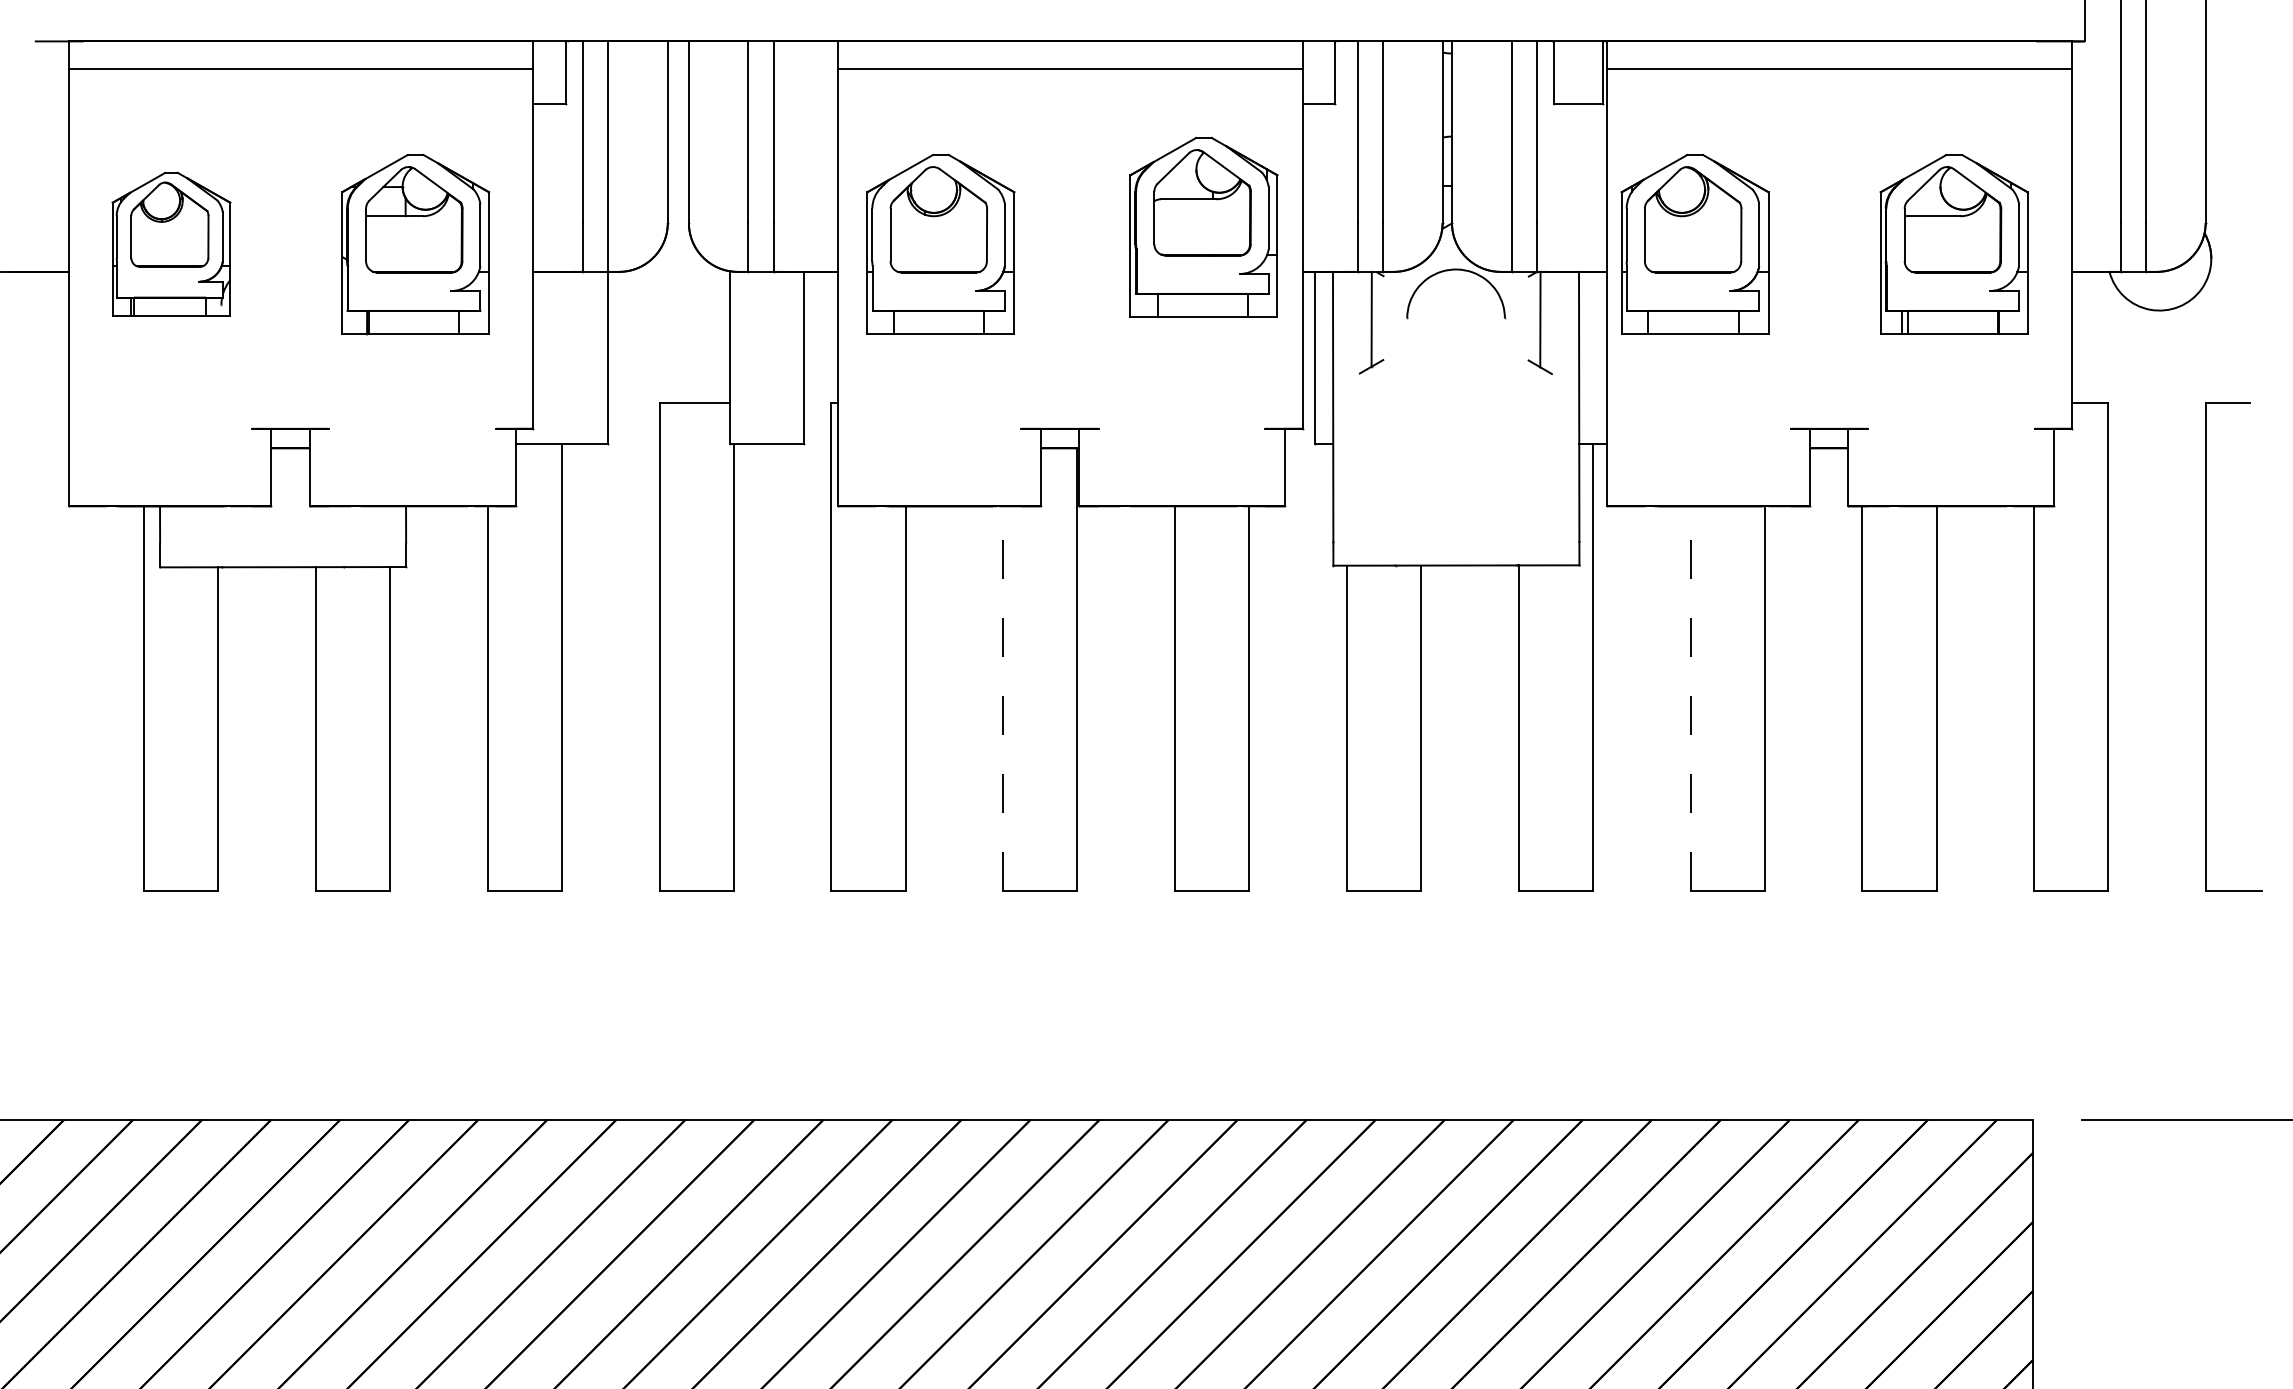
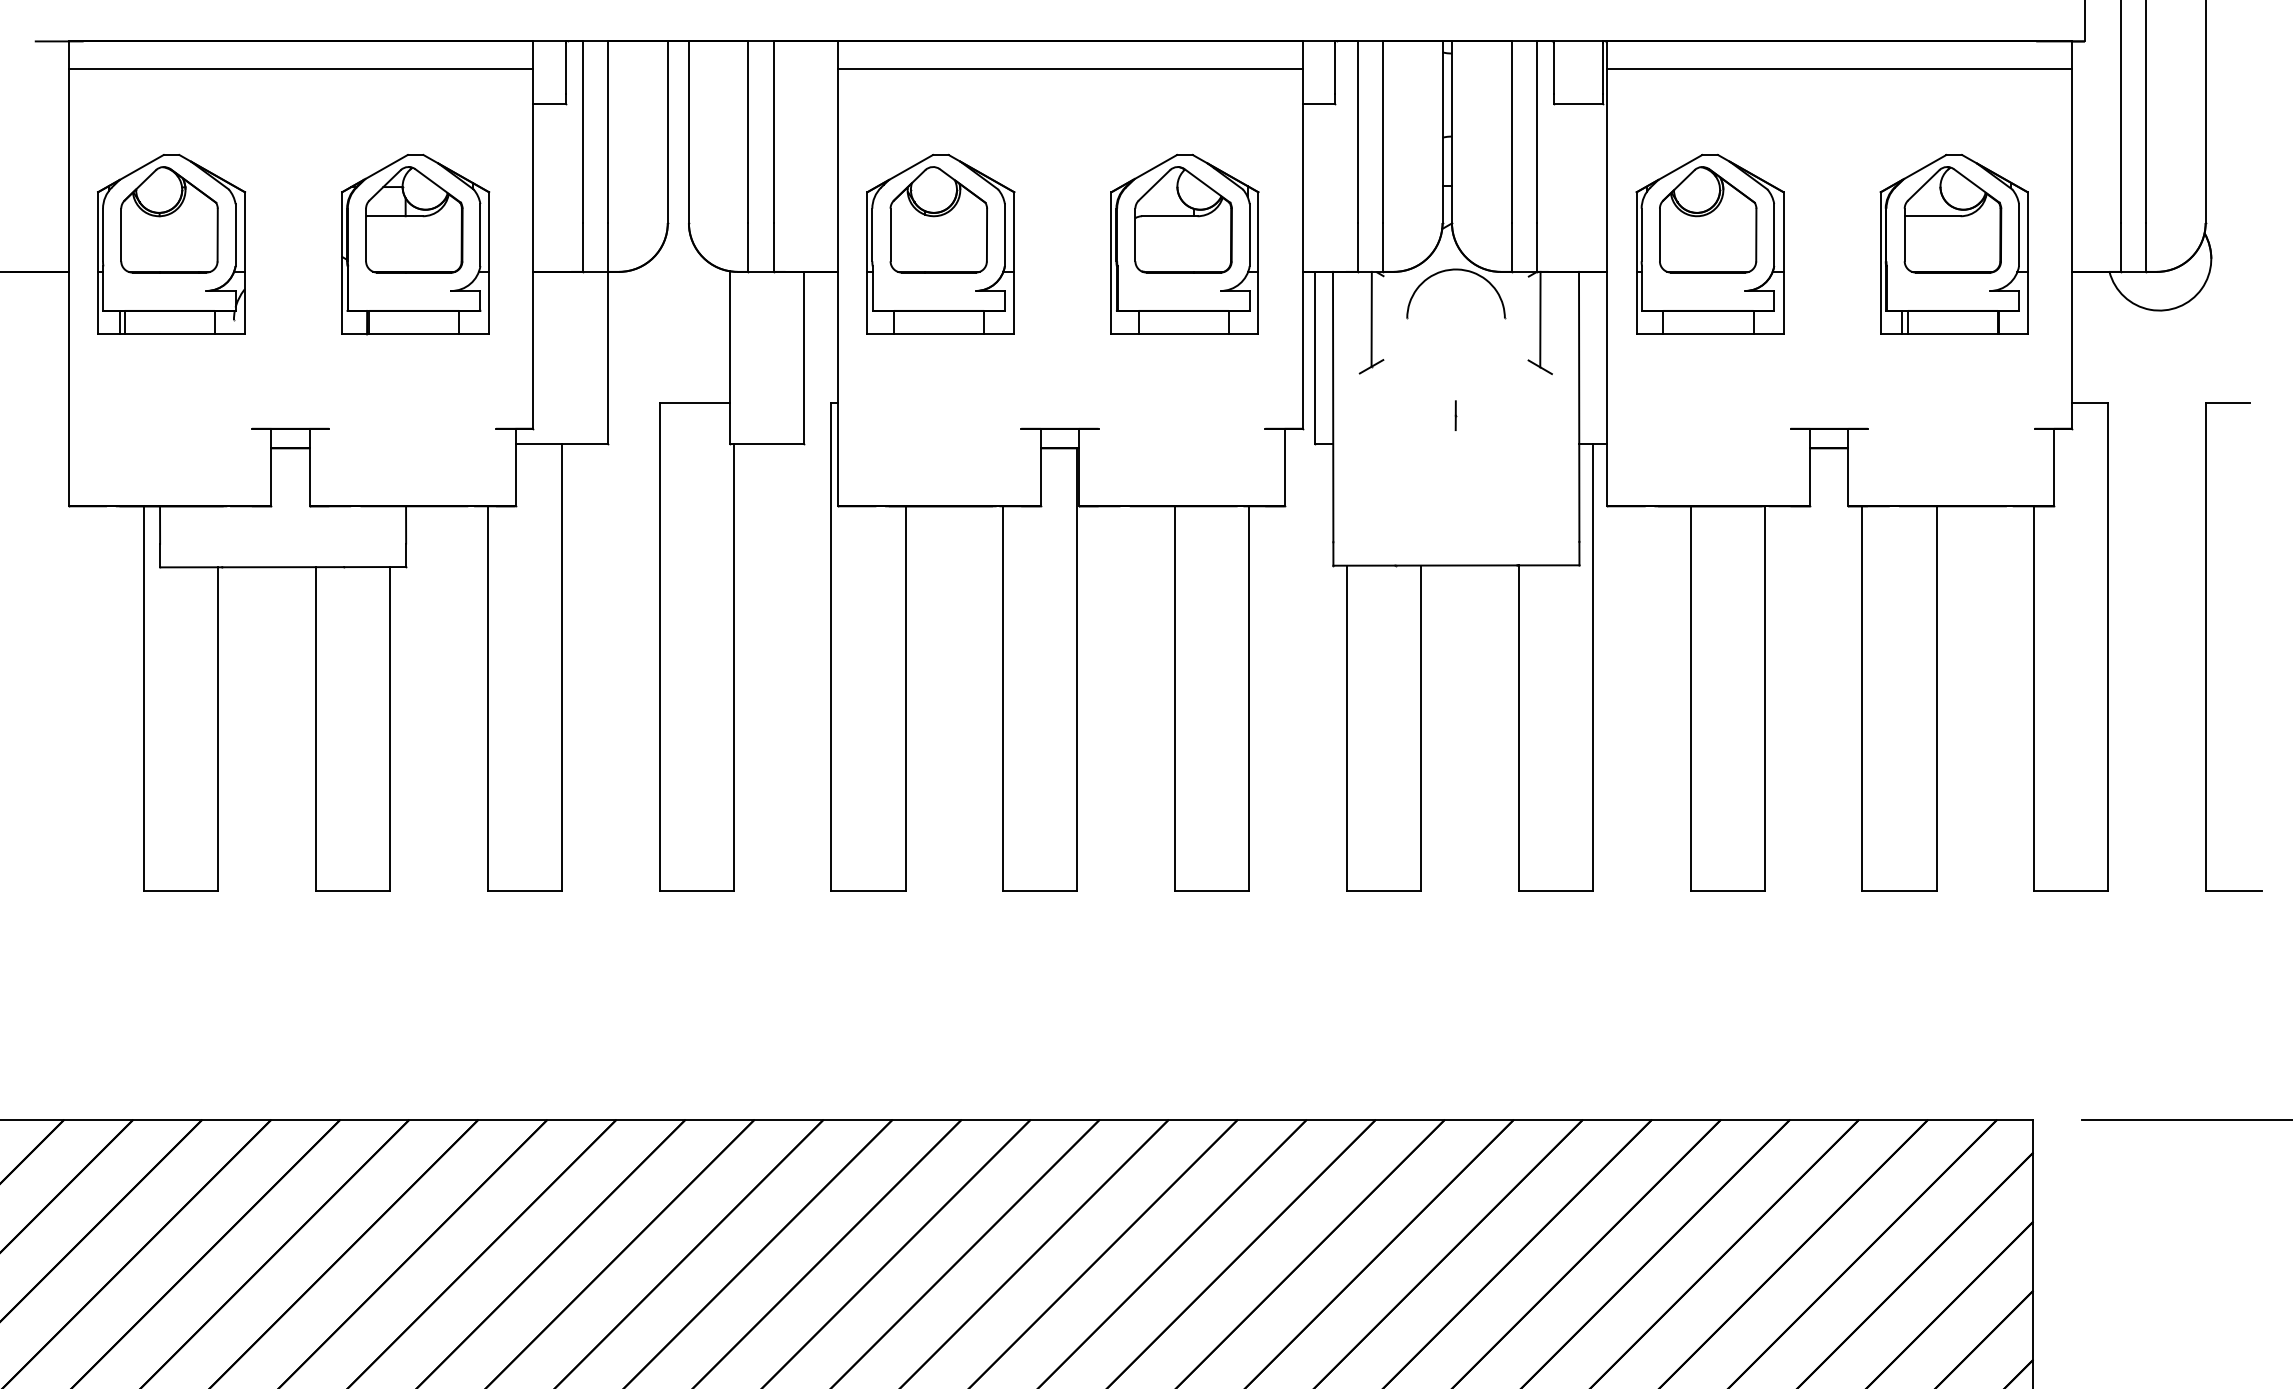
part position: (1203, 226) -> (1184, 243) (1184, 243)
part size: 121x146 px -> 149x181 px (171, 244)
part position: (1694, 243) -> (1709, 243) (1709, 243)
line: none -> present (1455, 415)
line: dashed -> solid (1003, 698)
line: dashed -> solid (1690, 698)
